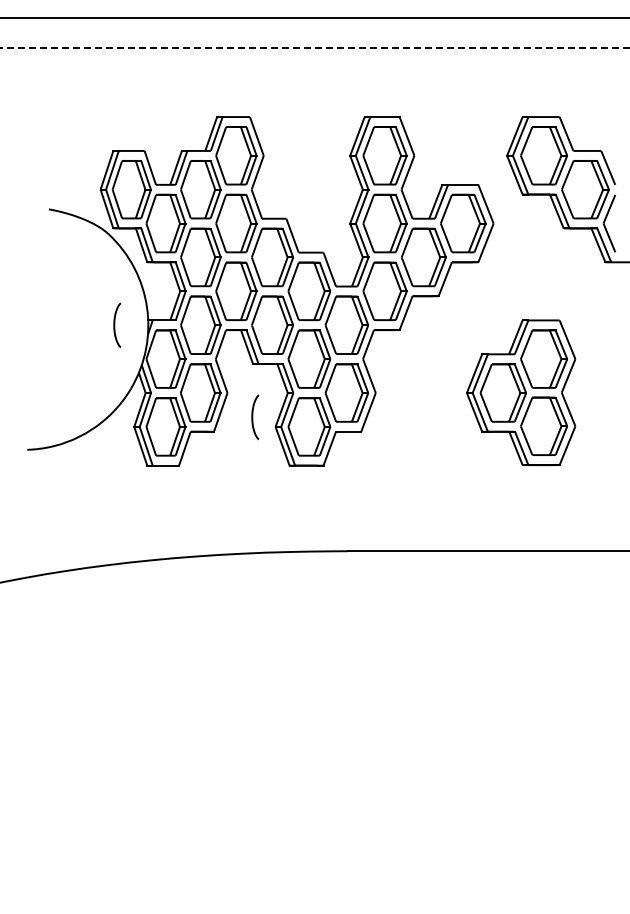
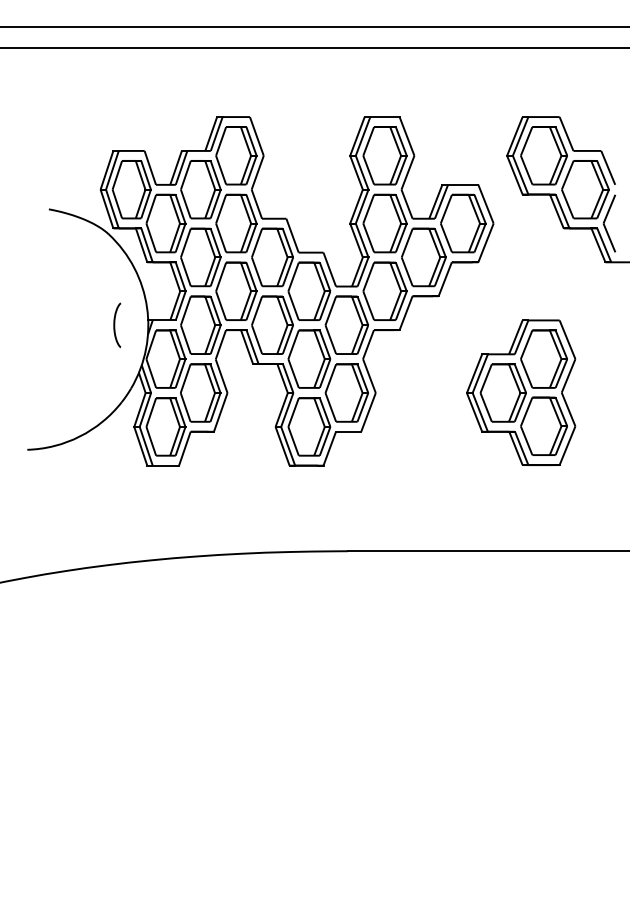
line position: (314, 18) -> (314, 27) (314, 27)
line: dashed -> solid (314, 47)
curve: present -> none (253, 417)
